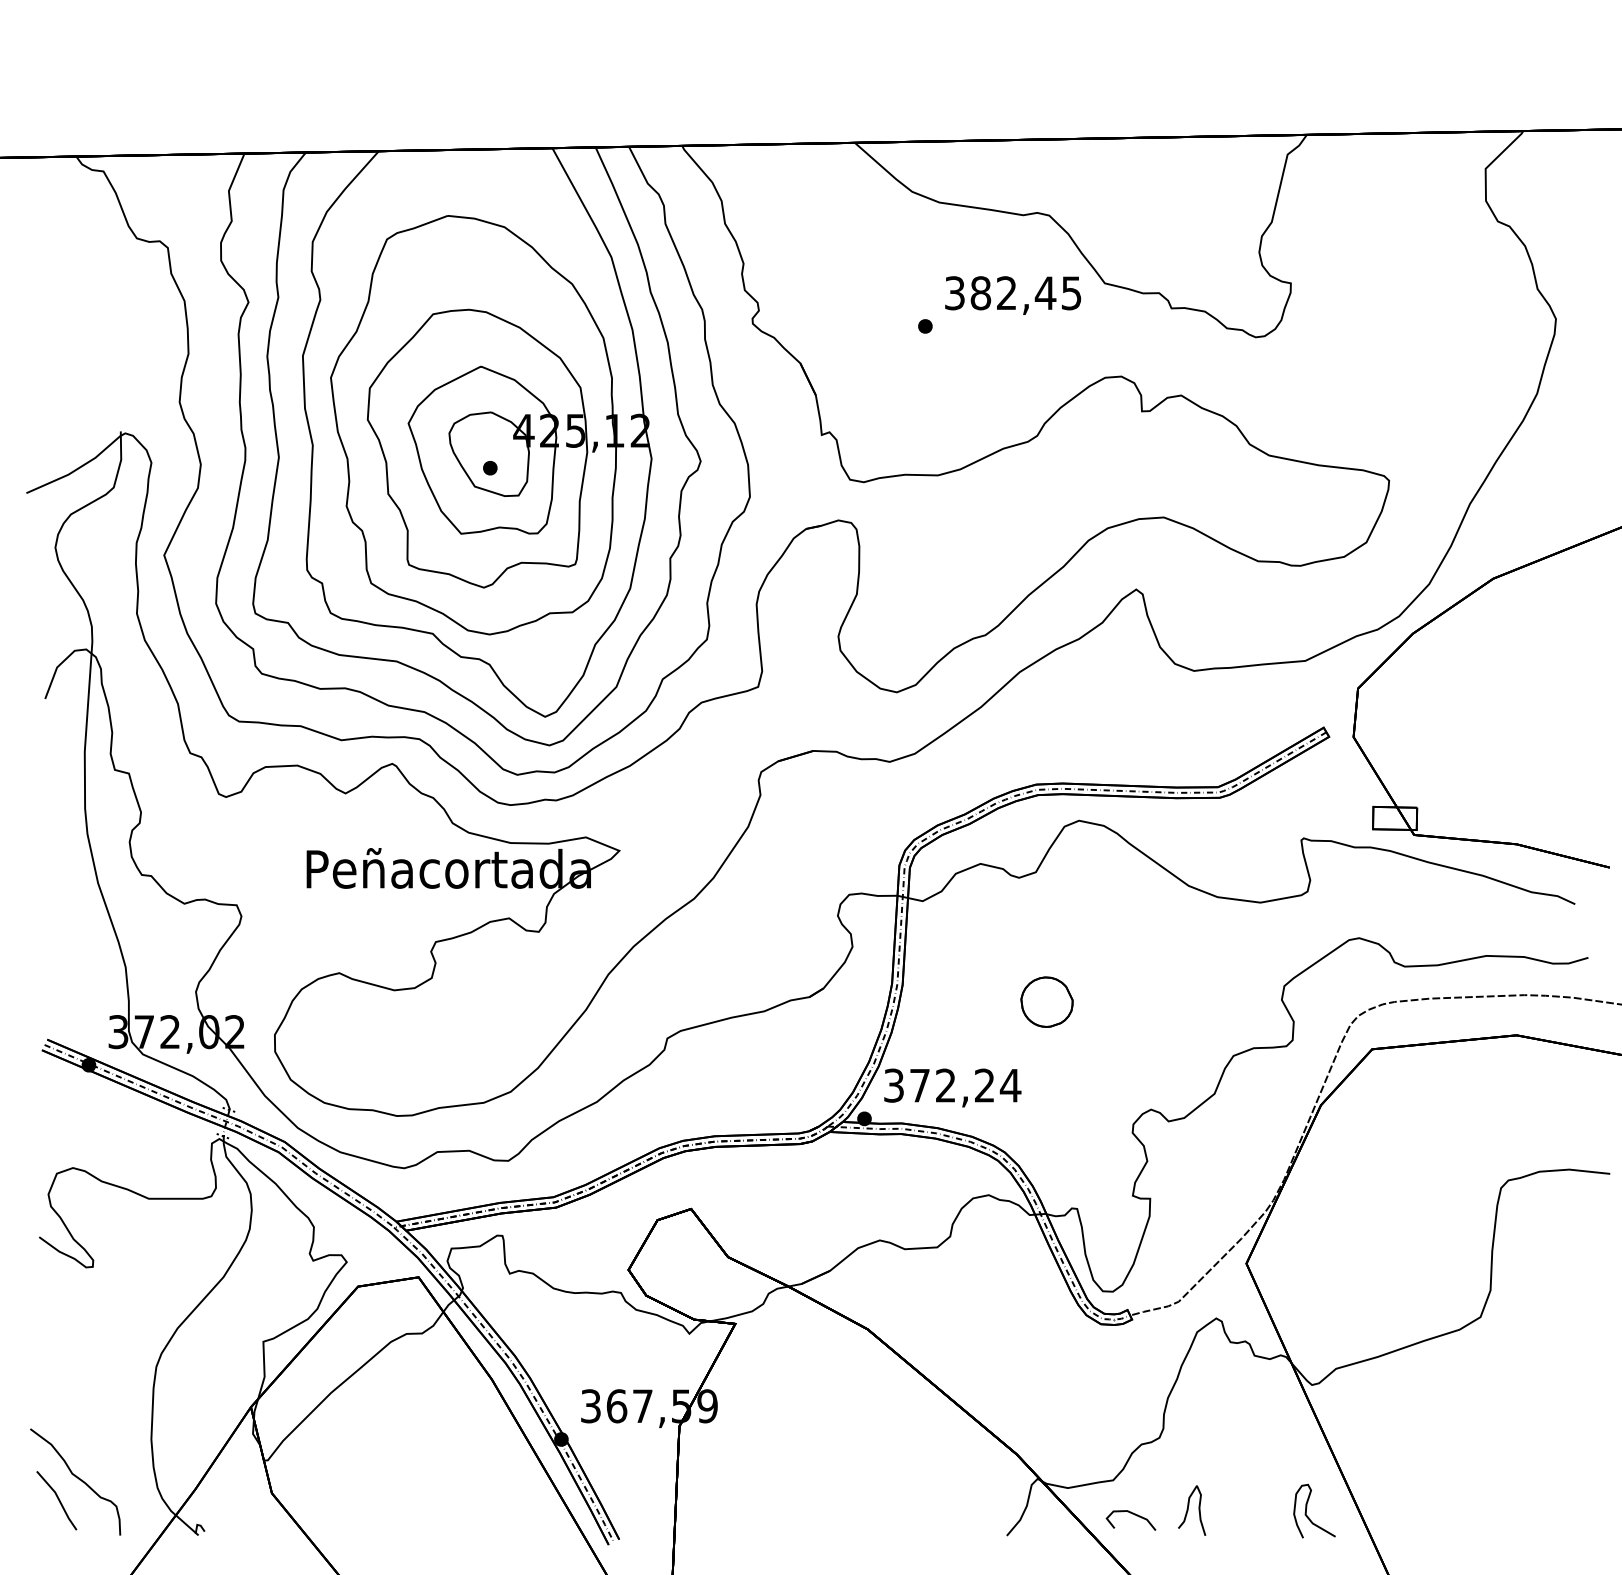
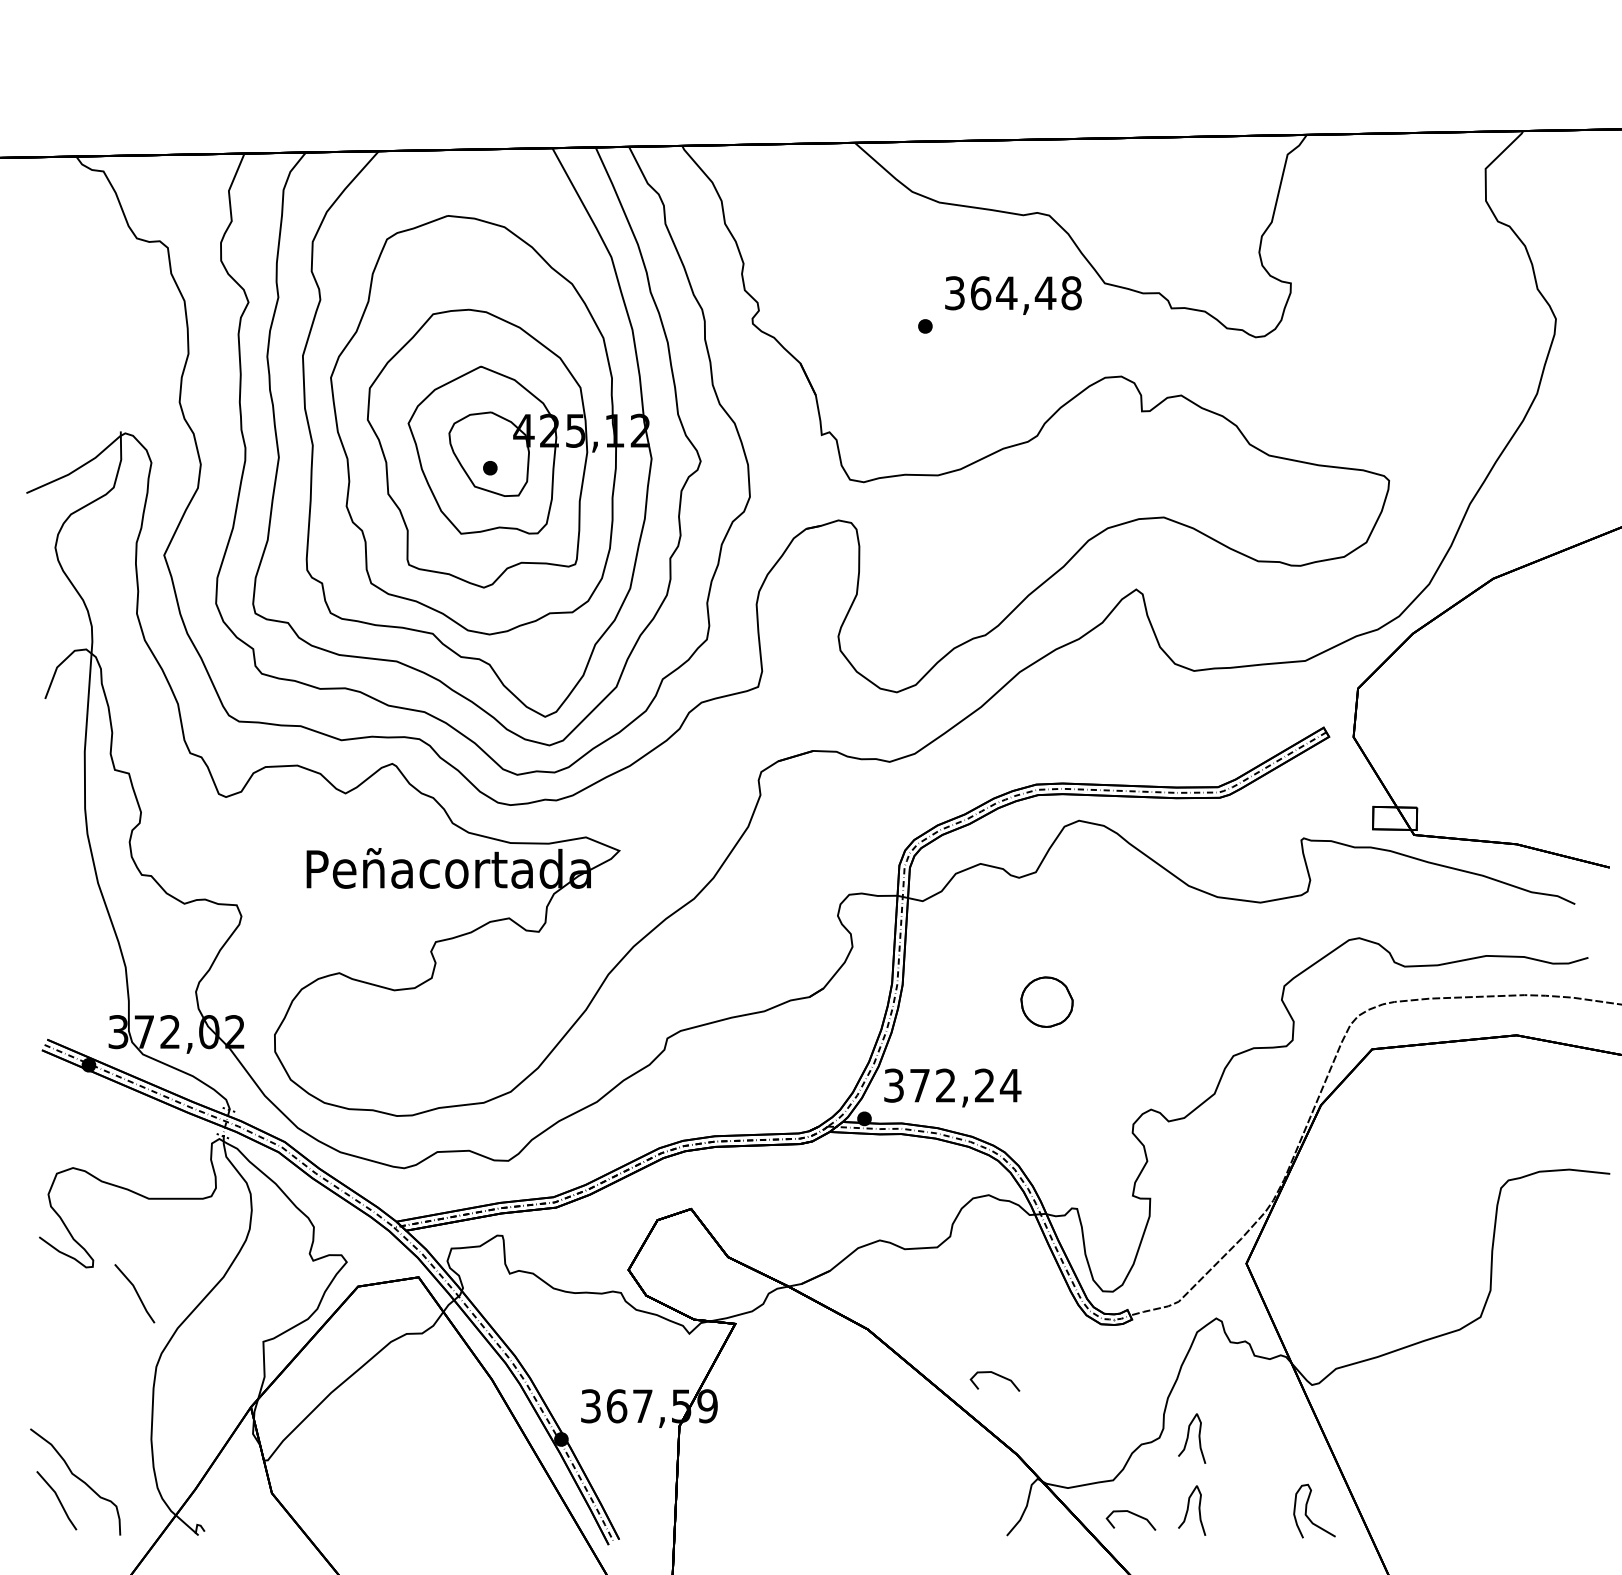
text: 382,45 -> 364,48 (1025, 293)
line: none -> present (135, 1292)
curve: none -> present (996, 1375)
curve: none -> present (1188, 1438)
